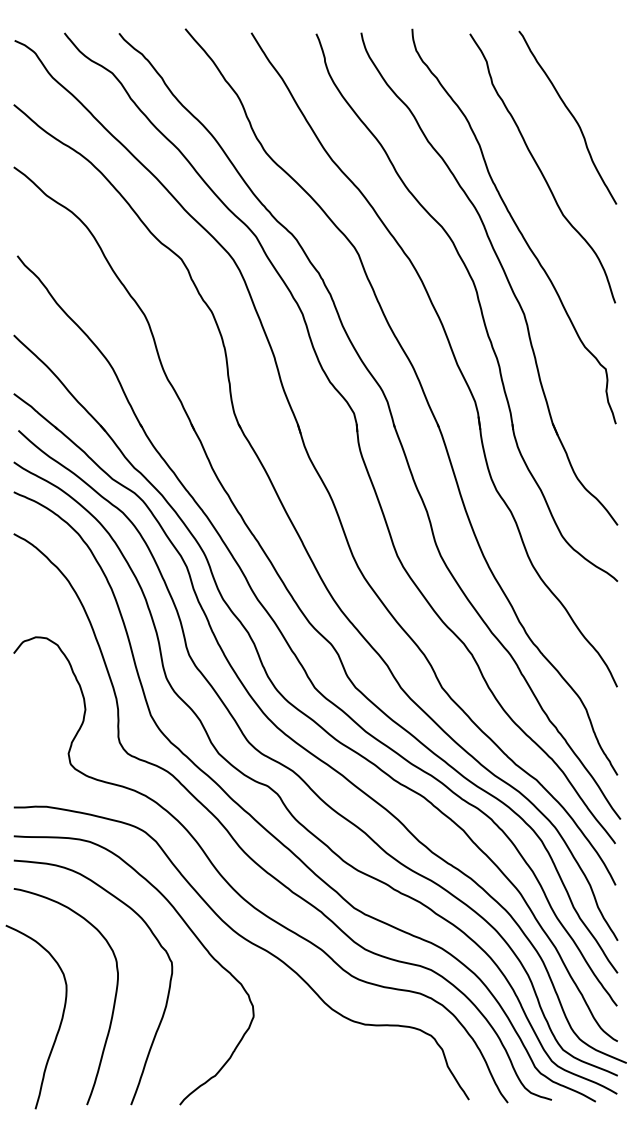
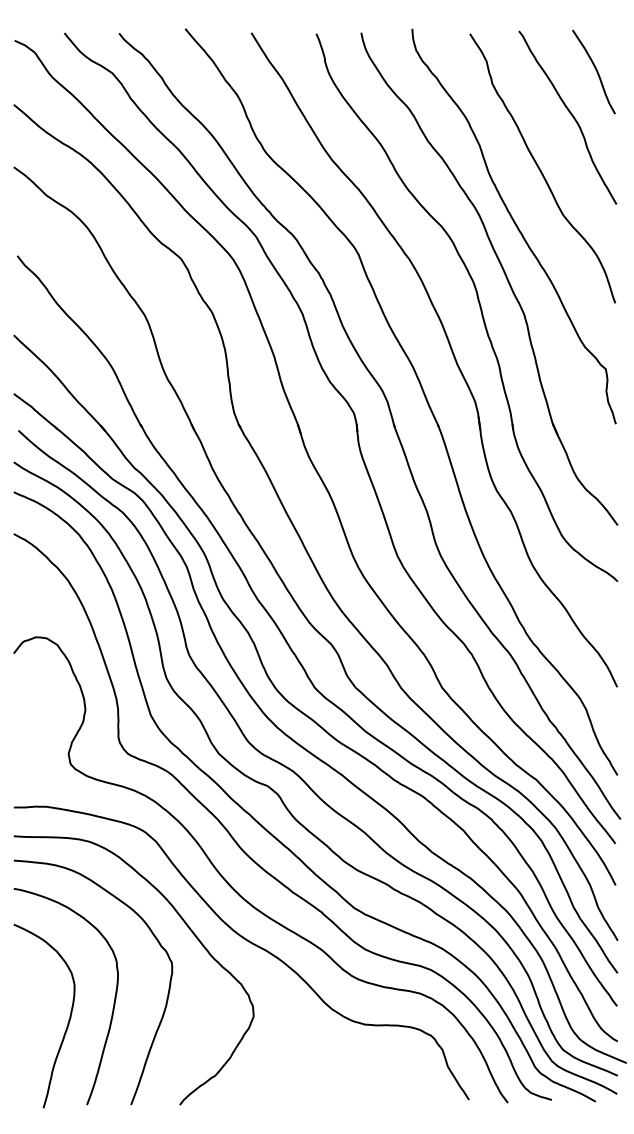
curve: none -> present (595, 70)
curve position: (60, 1020) -> (68, 1019) (68, 1019)
